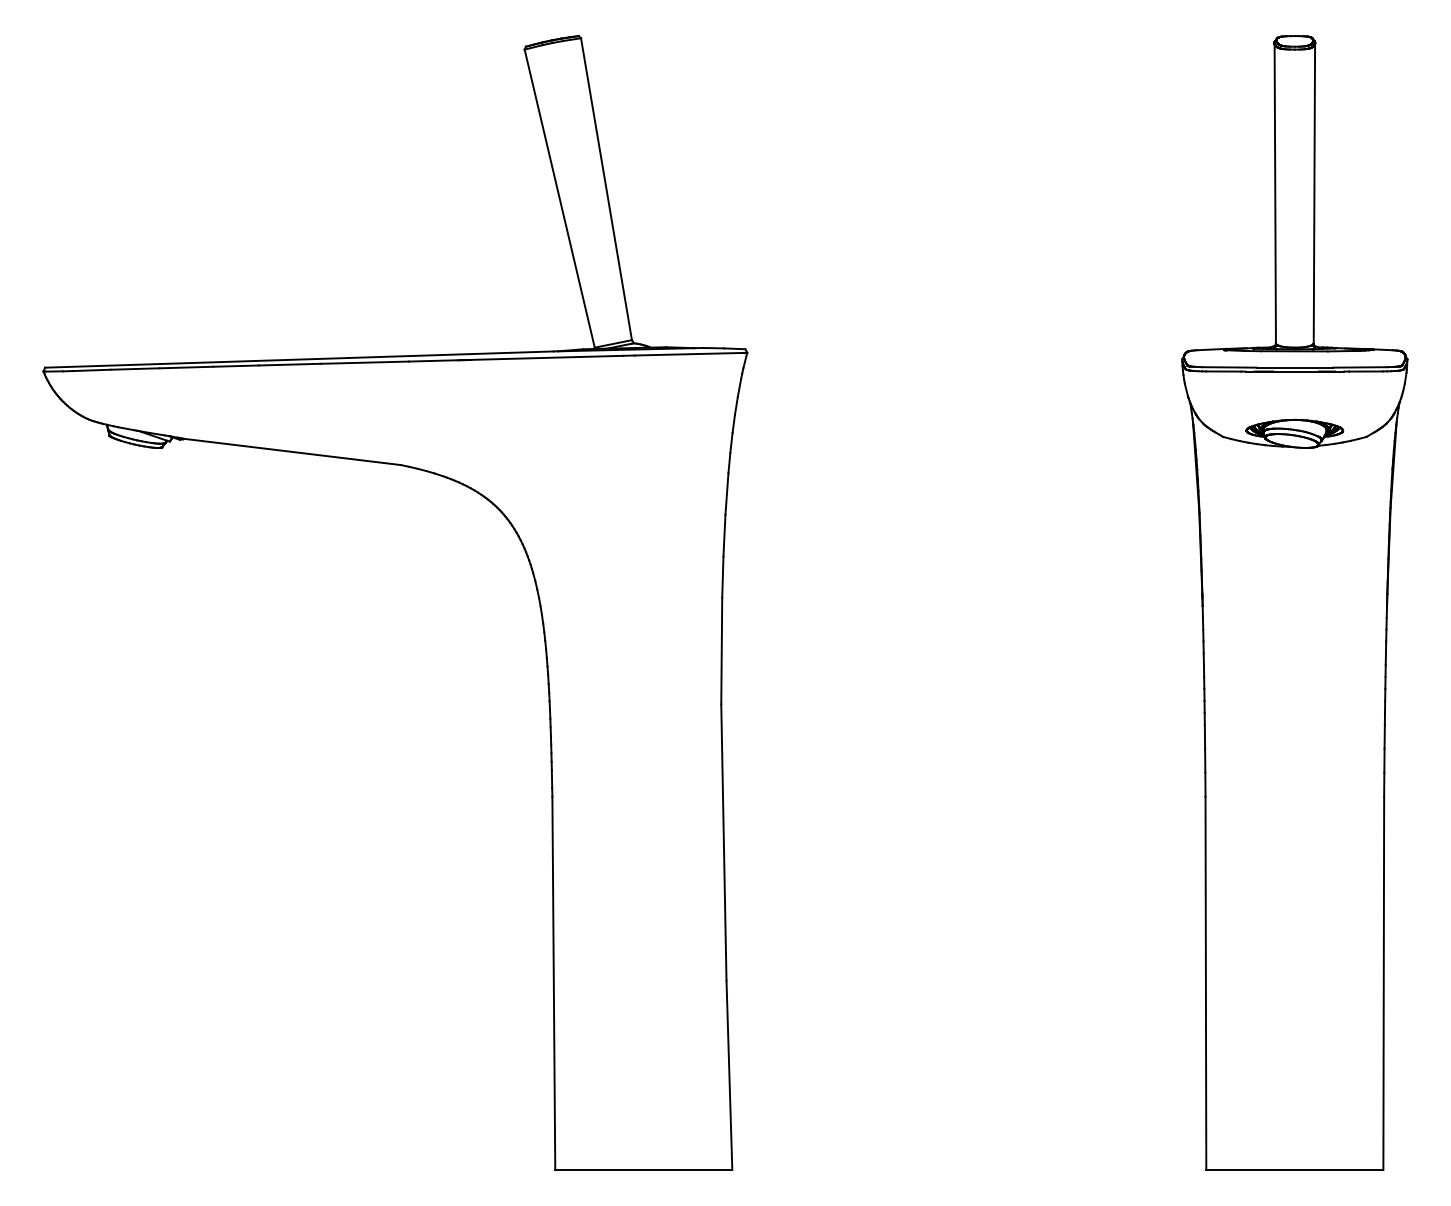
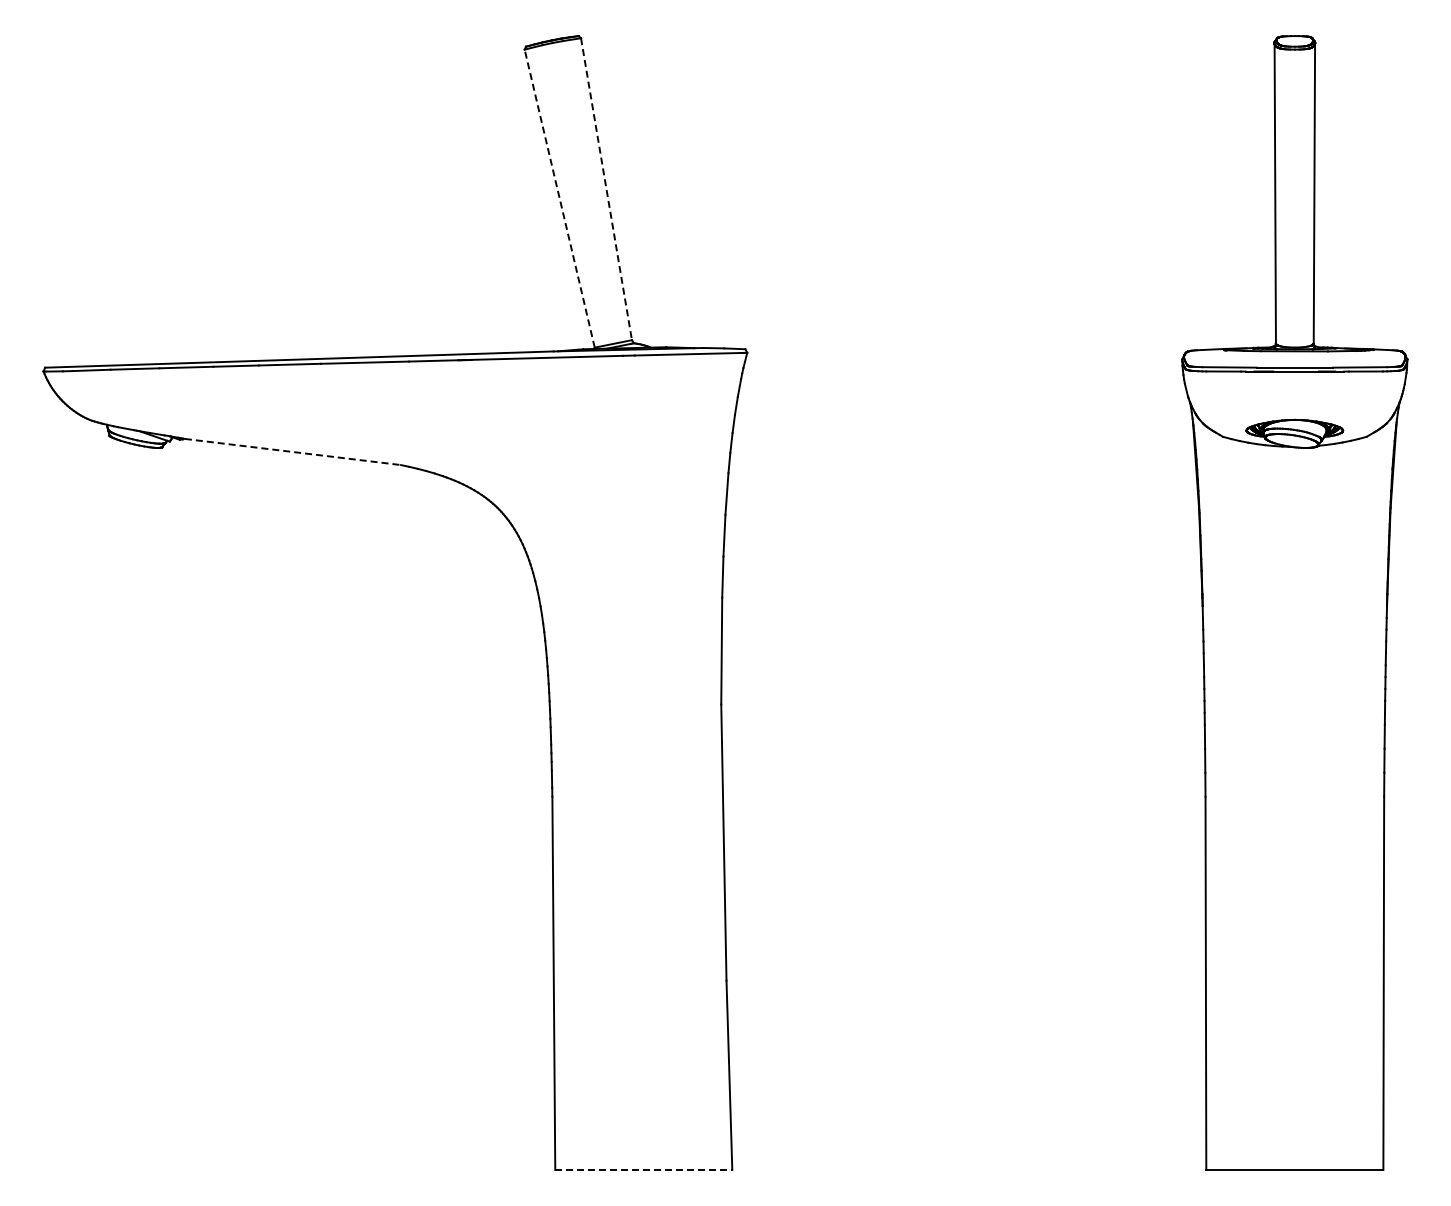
line: solid -> dashed (606, 189)
line: solid -> dashed (559, 198)
line: solid -> dashed (293, 452)
line: solid -> dashed (643, 1169)
